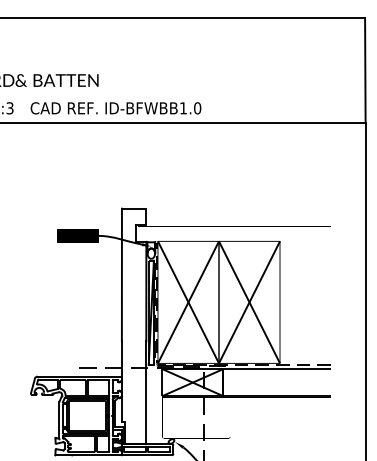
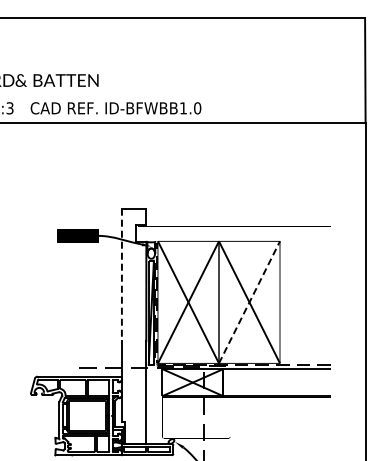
line: solid -> dashed (121, 275)
line: solid -> dashed (249, 301)
